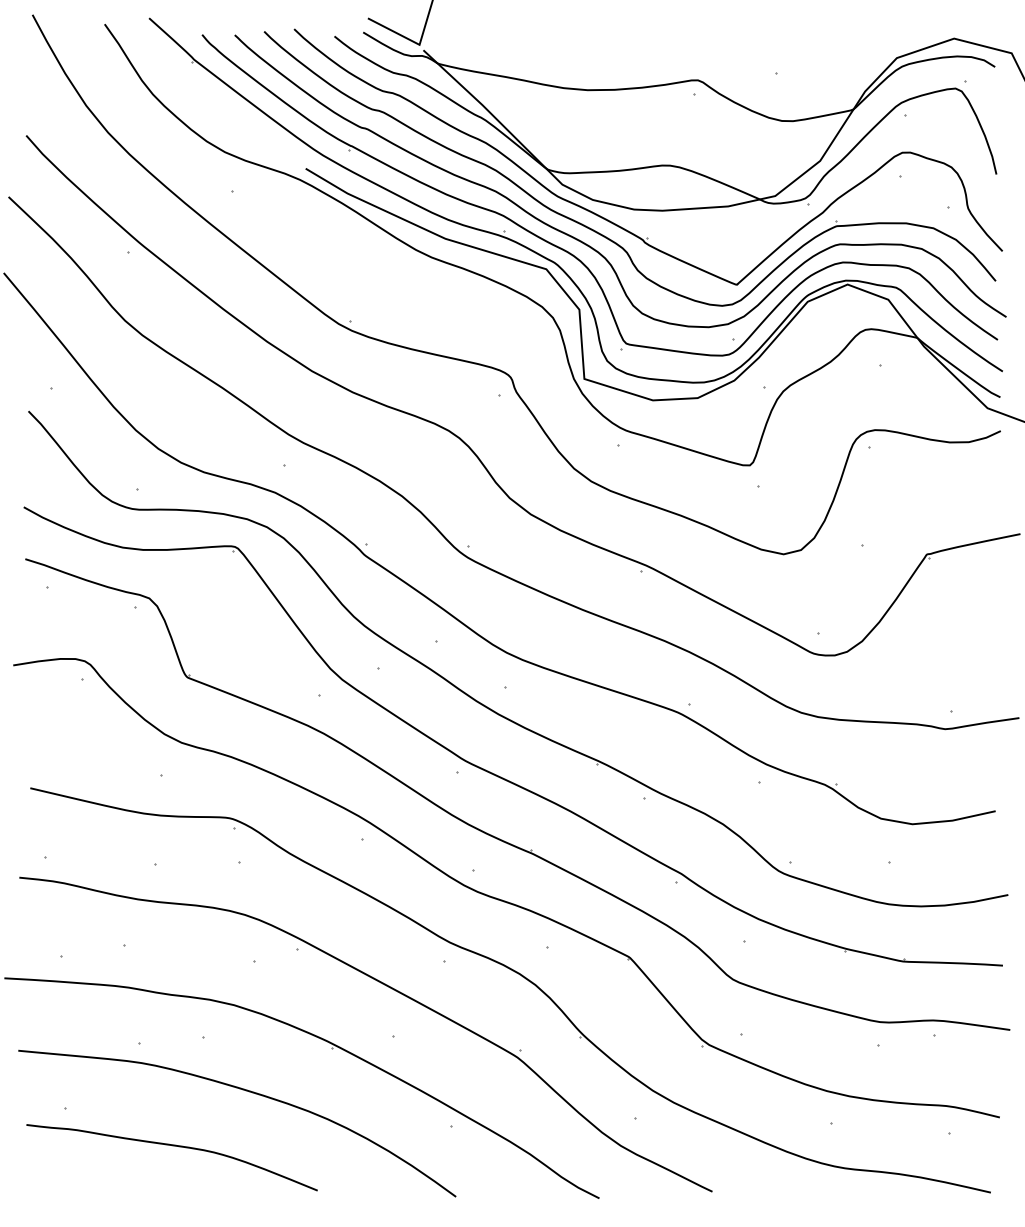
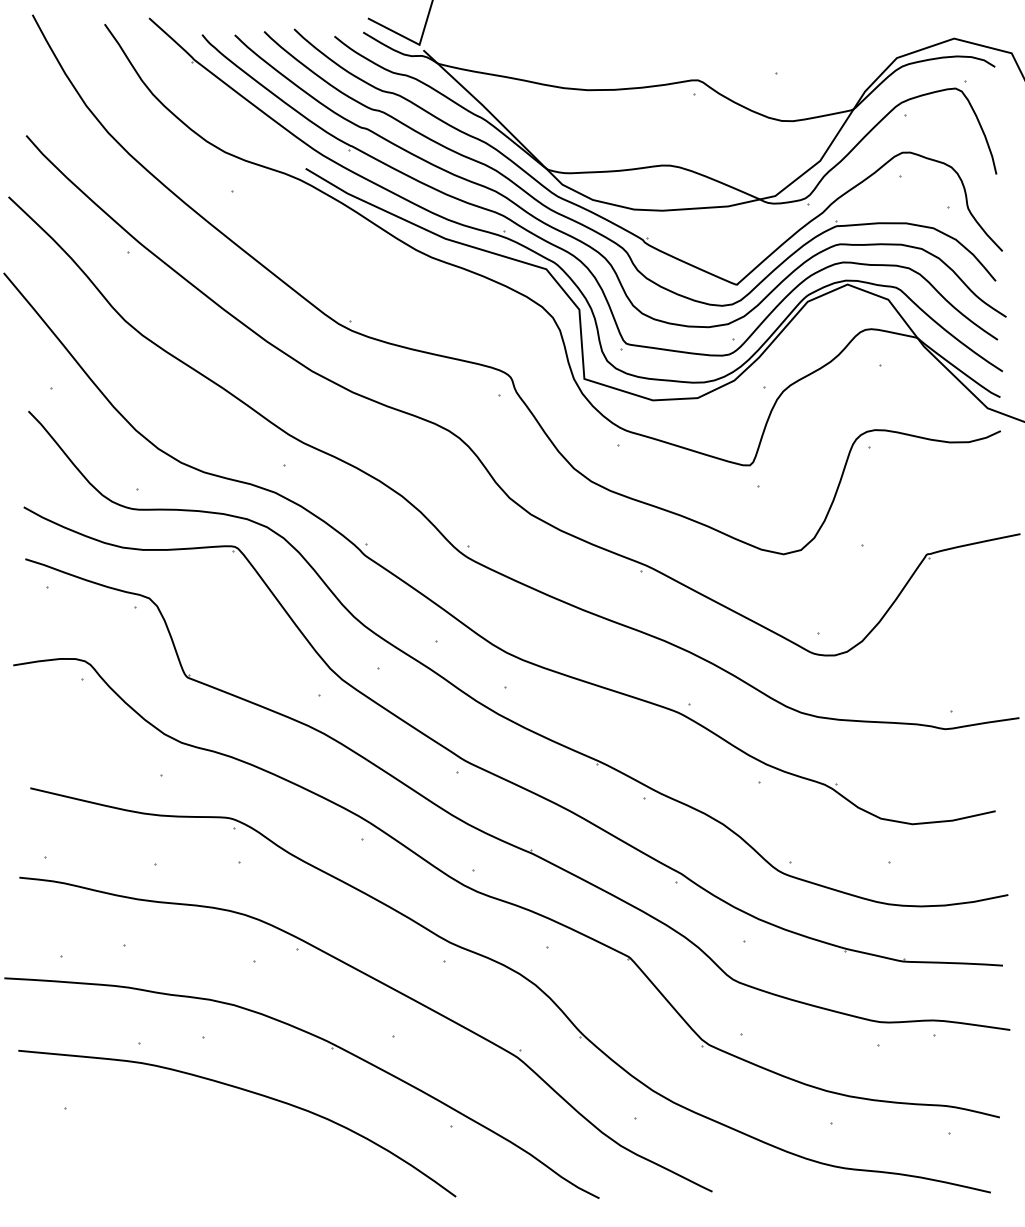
curve: present -> none (172, 1146)
